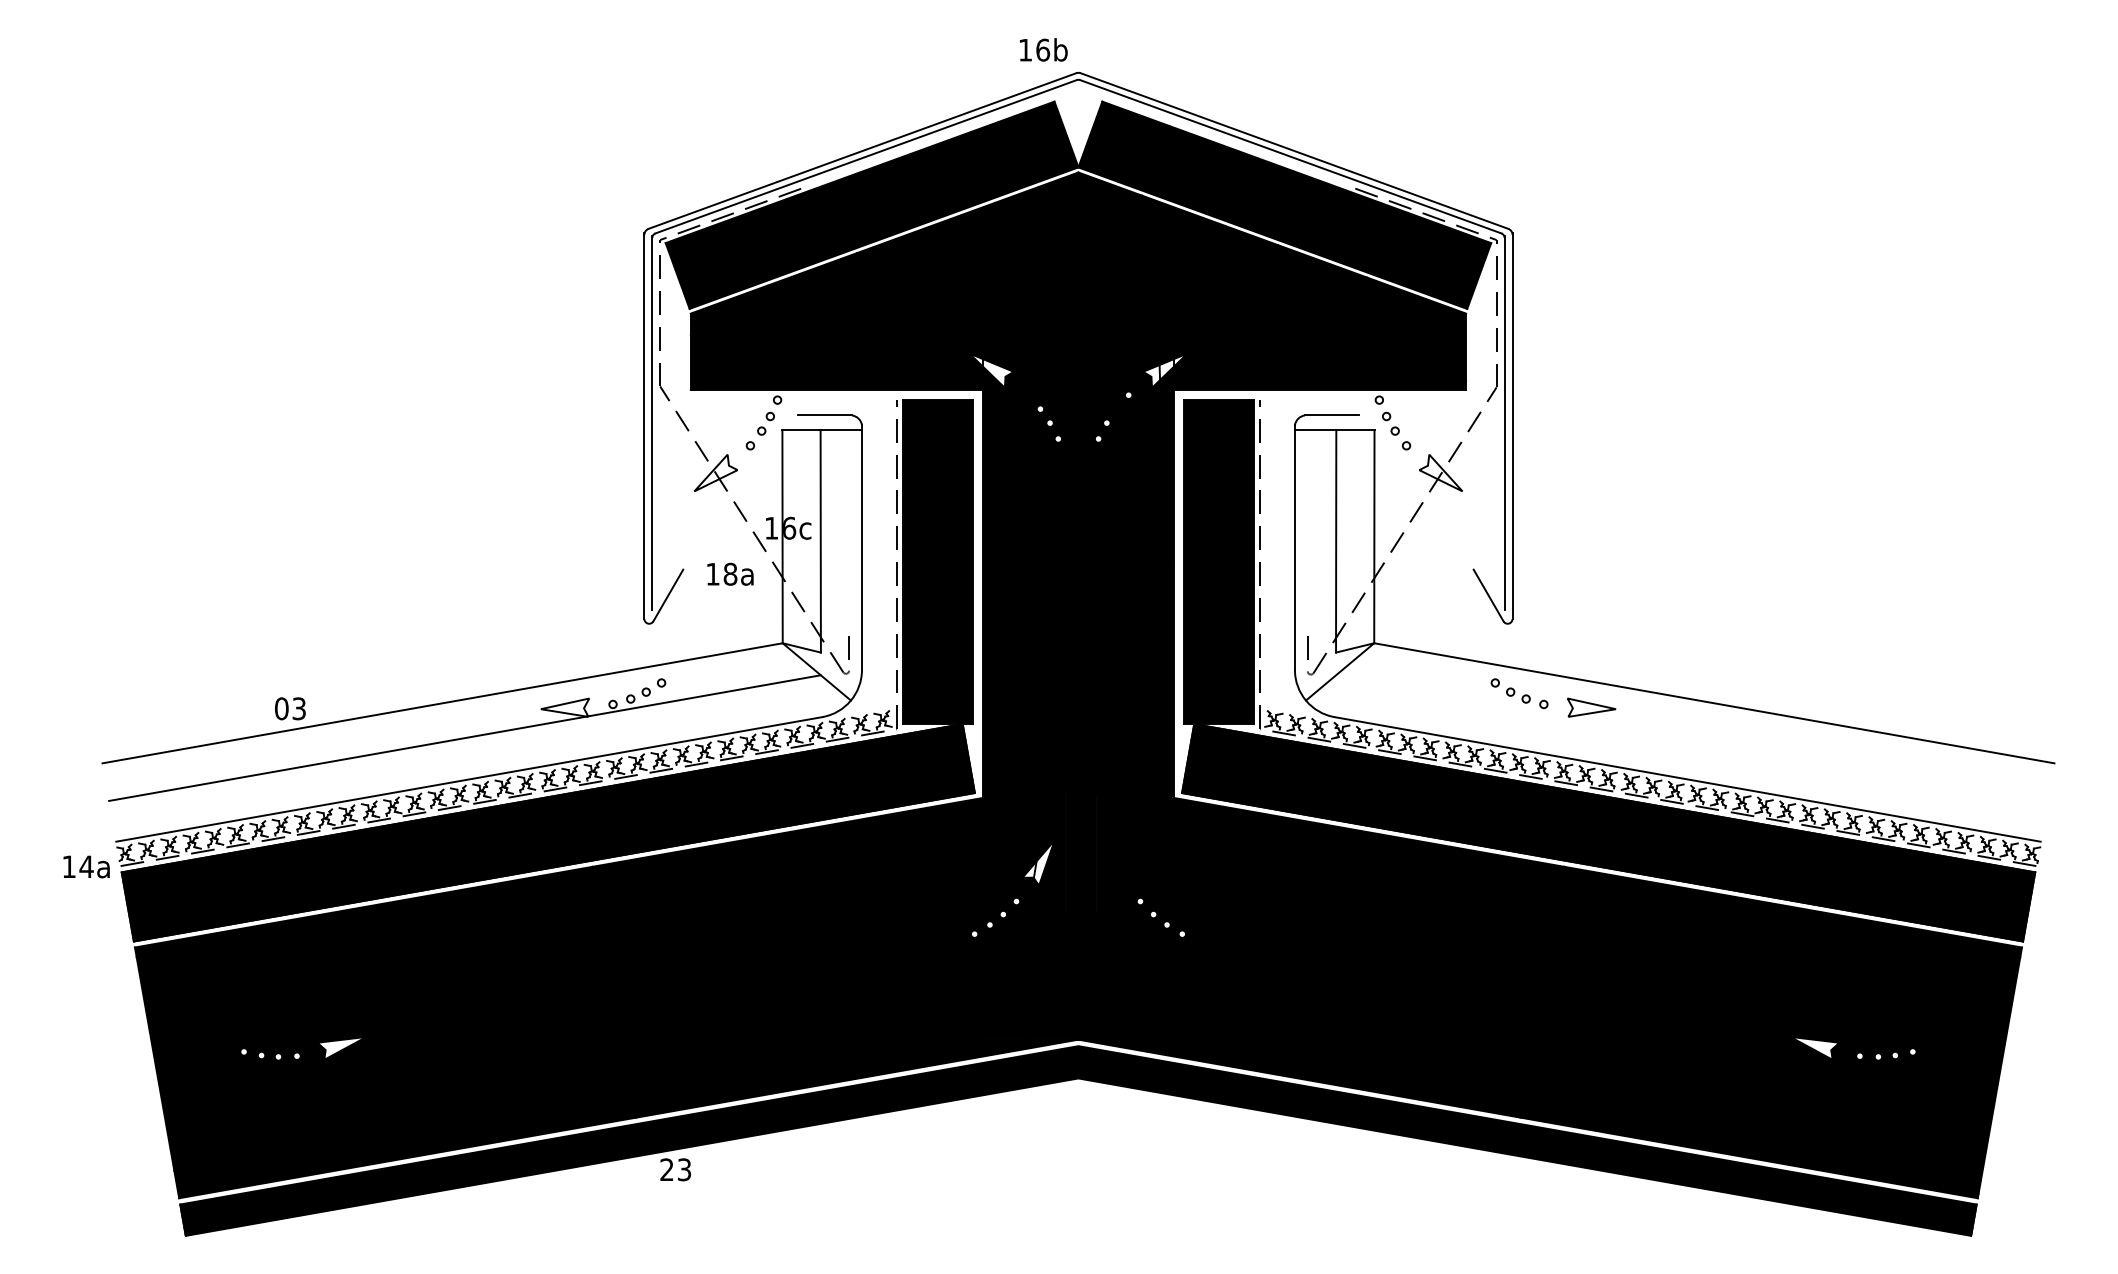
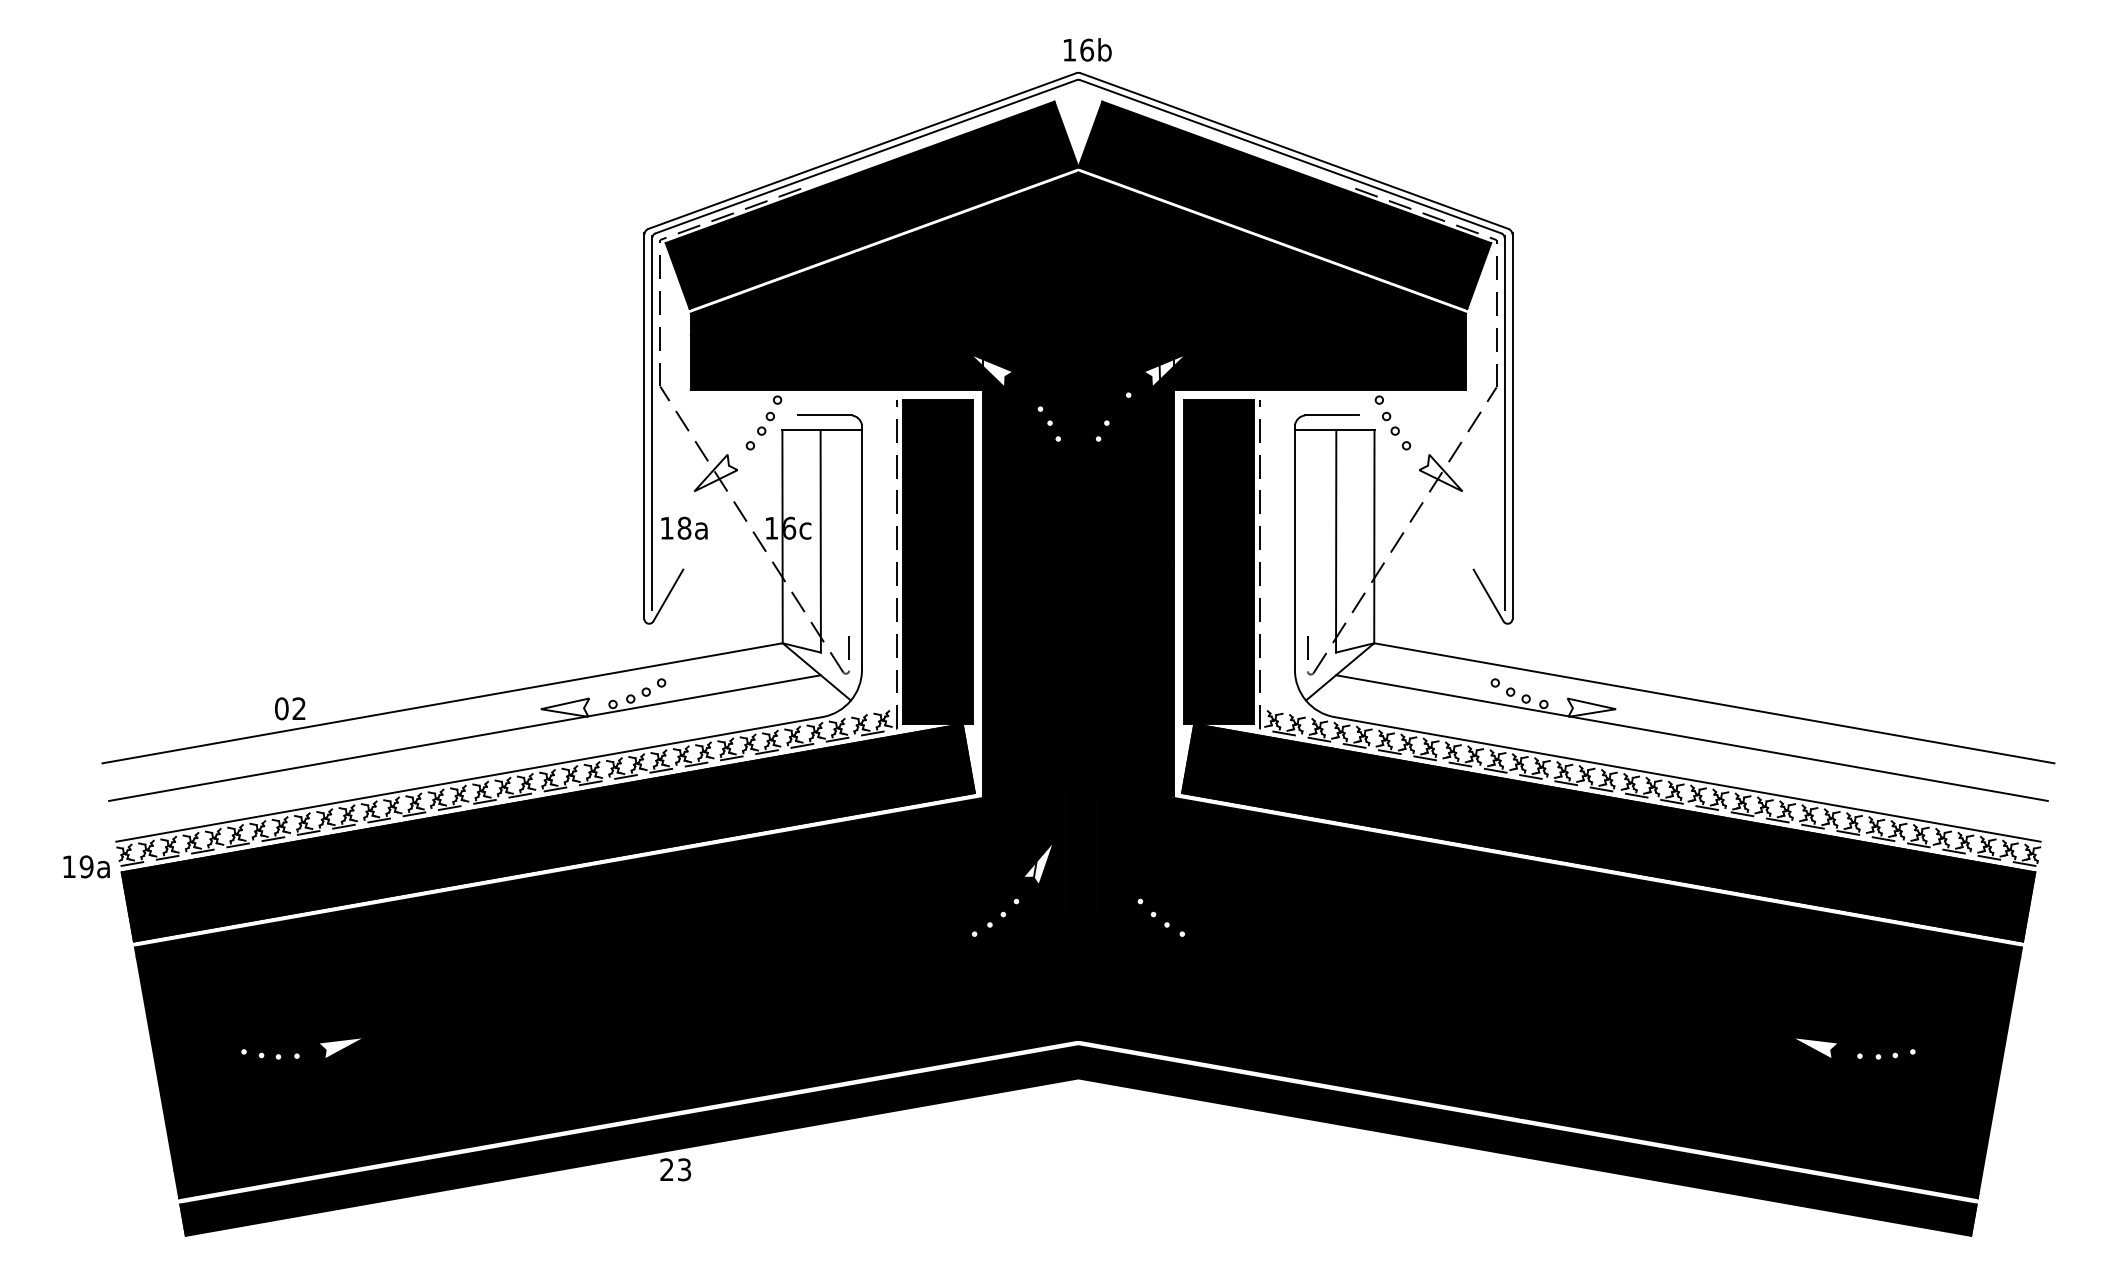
text position: (1043, 49) -> (1087, 49) (1087, 49)
text position: (730, 573) -> (684, 527) (684, 527)
text: 03 -> 02 (298, 708)
line: none -> present (1691, 737)
text: 14a -> 19a (86, 866)
